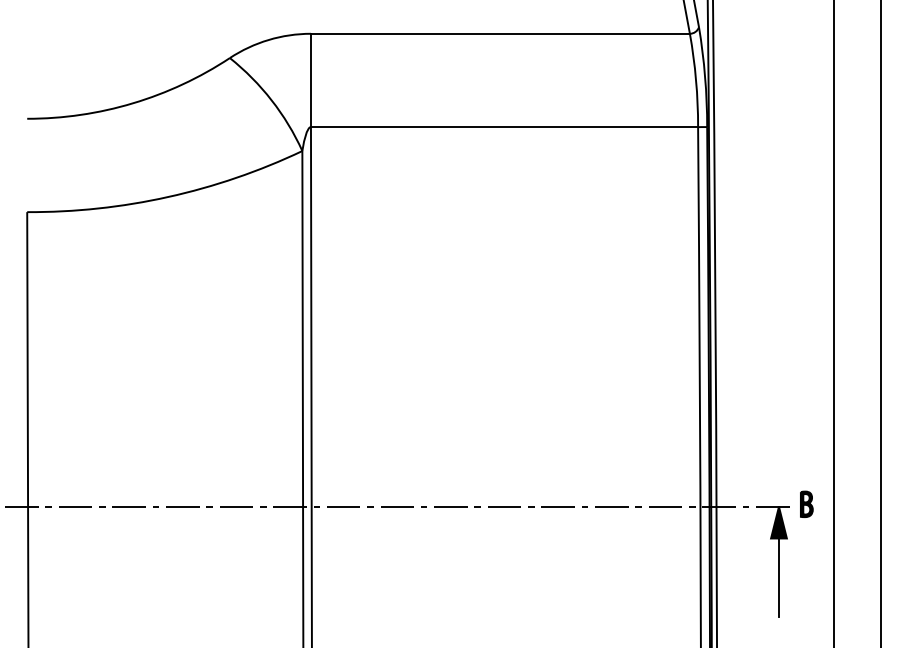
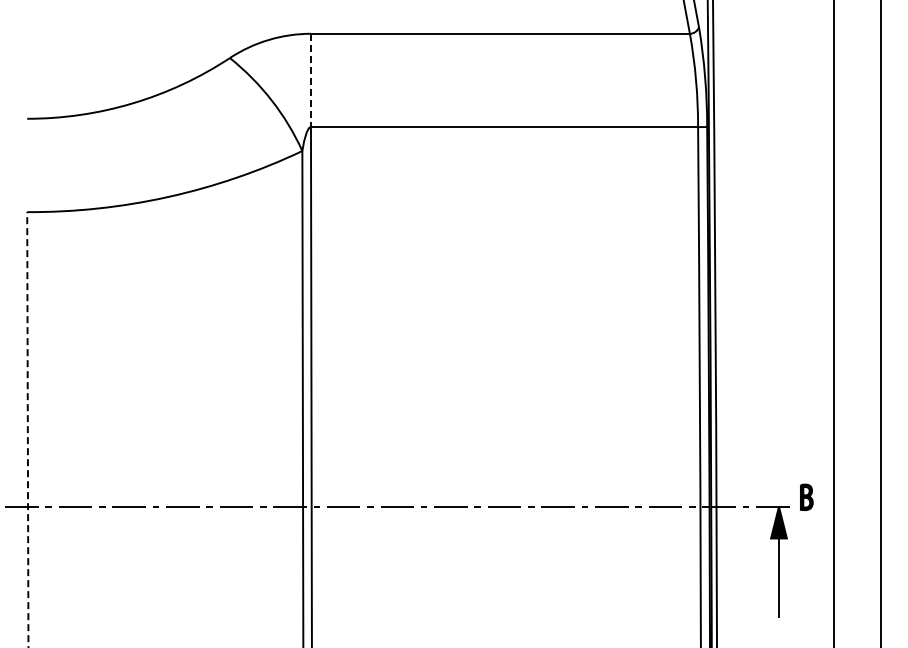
line: solid -> dashed (310, 80)
line: solid -> dashed (27, 429)
part position: (806, 503) -> (806, 496) (806, 496)
